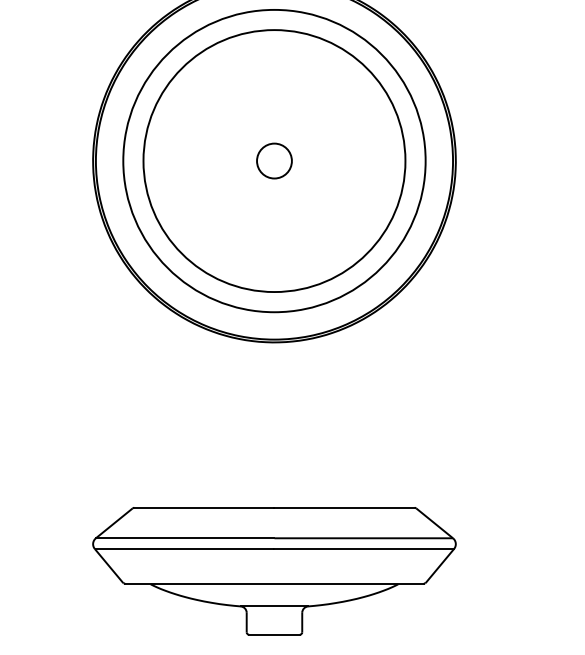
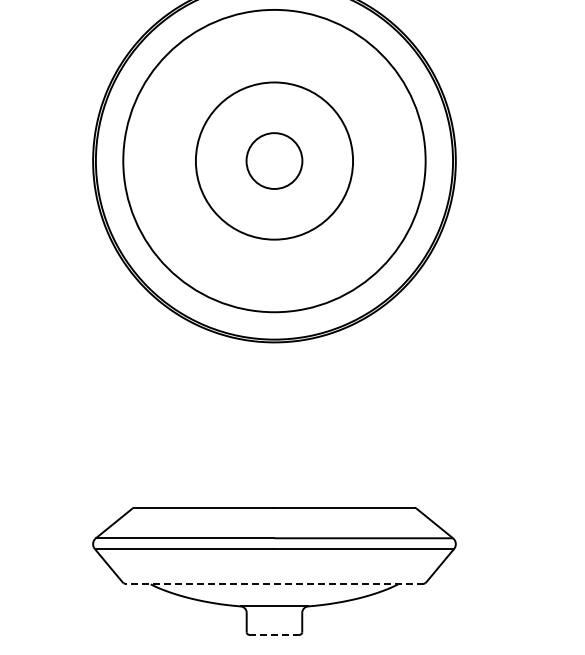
circle diameter: 35 px -> 56 px (274, 160)
circle diameter: 262 px -> 157 px (274, 160)
line: solid -> dashed (273, 584)
line: solid -> dashed (273, 634)
